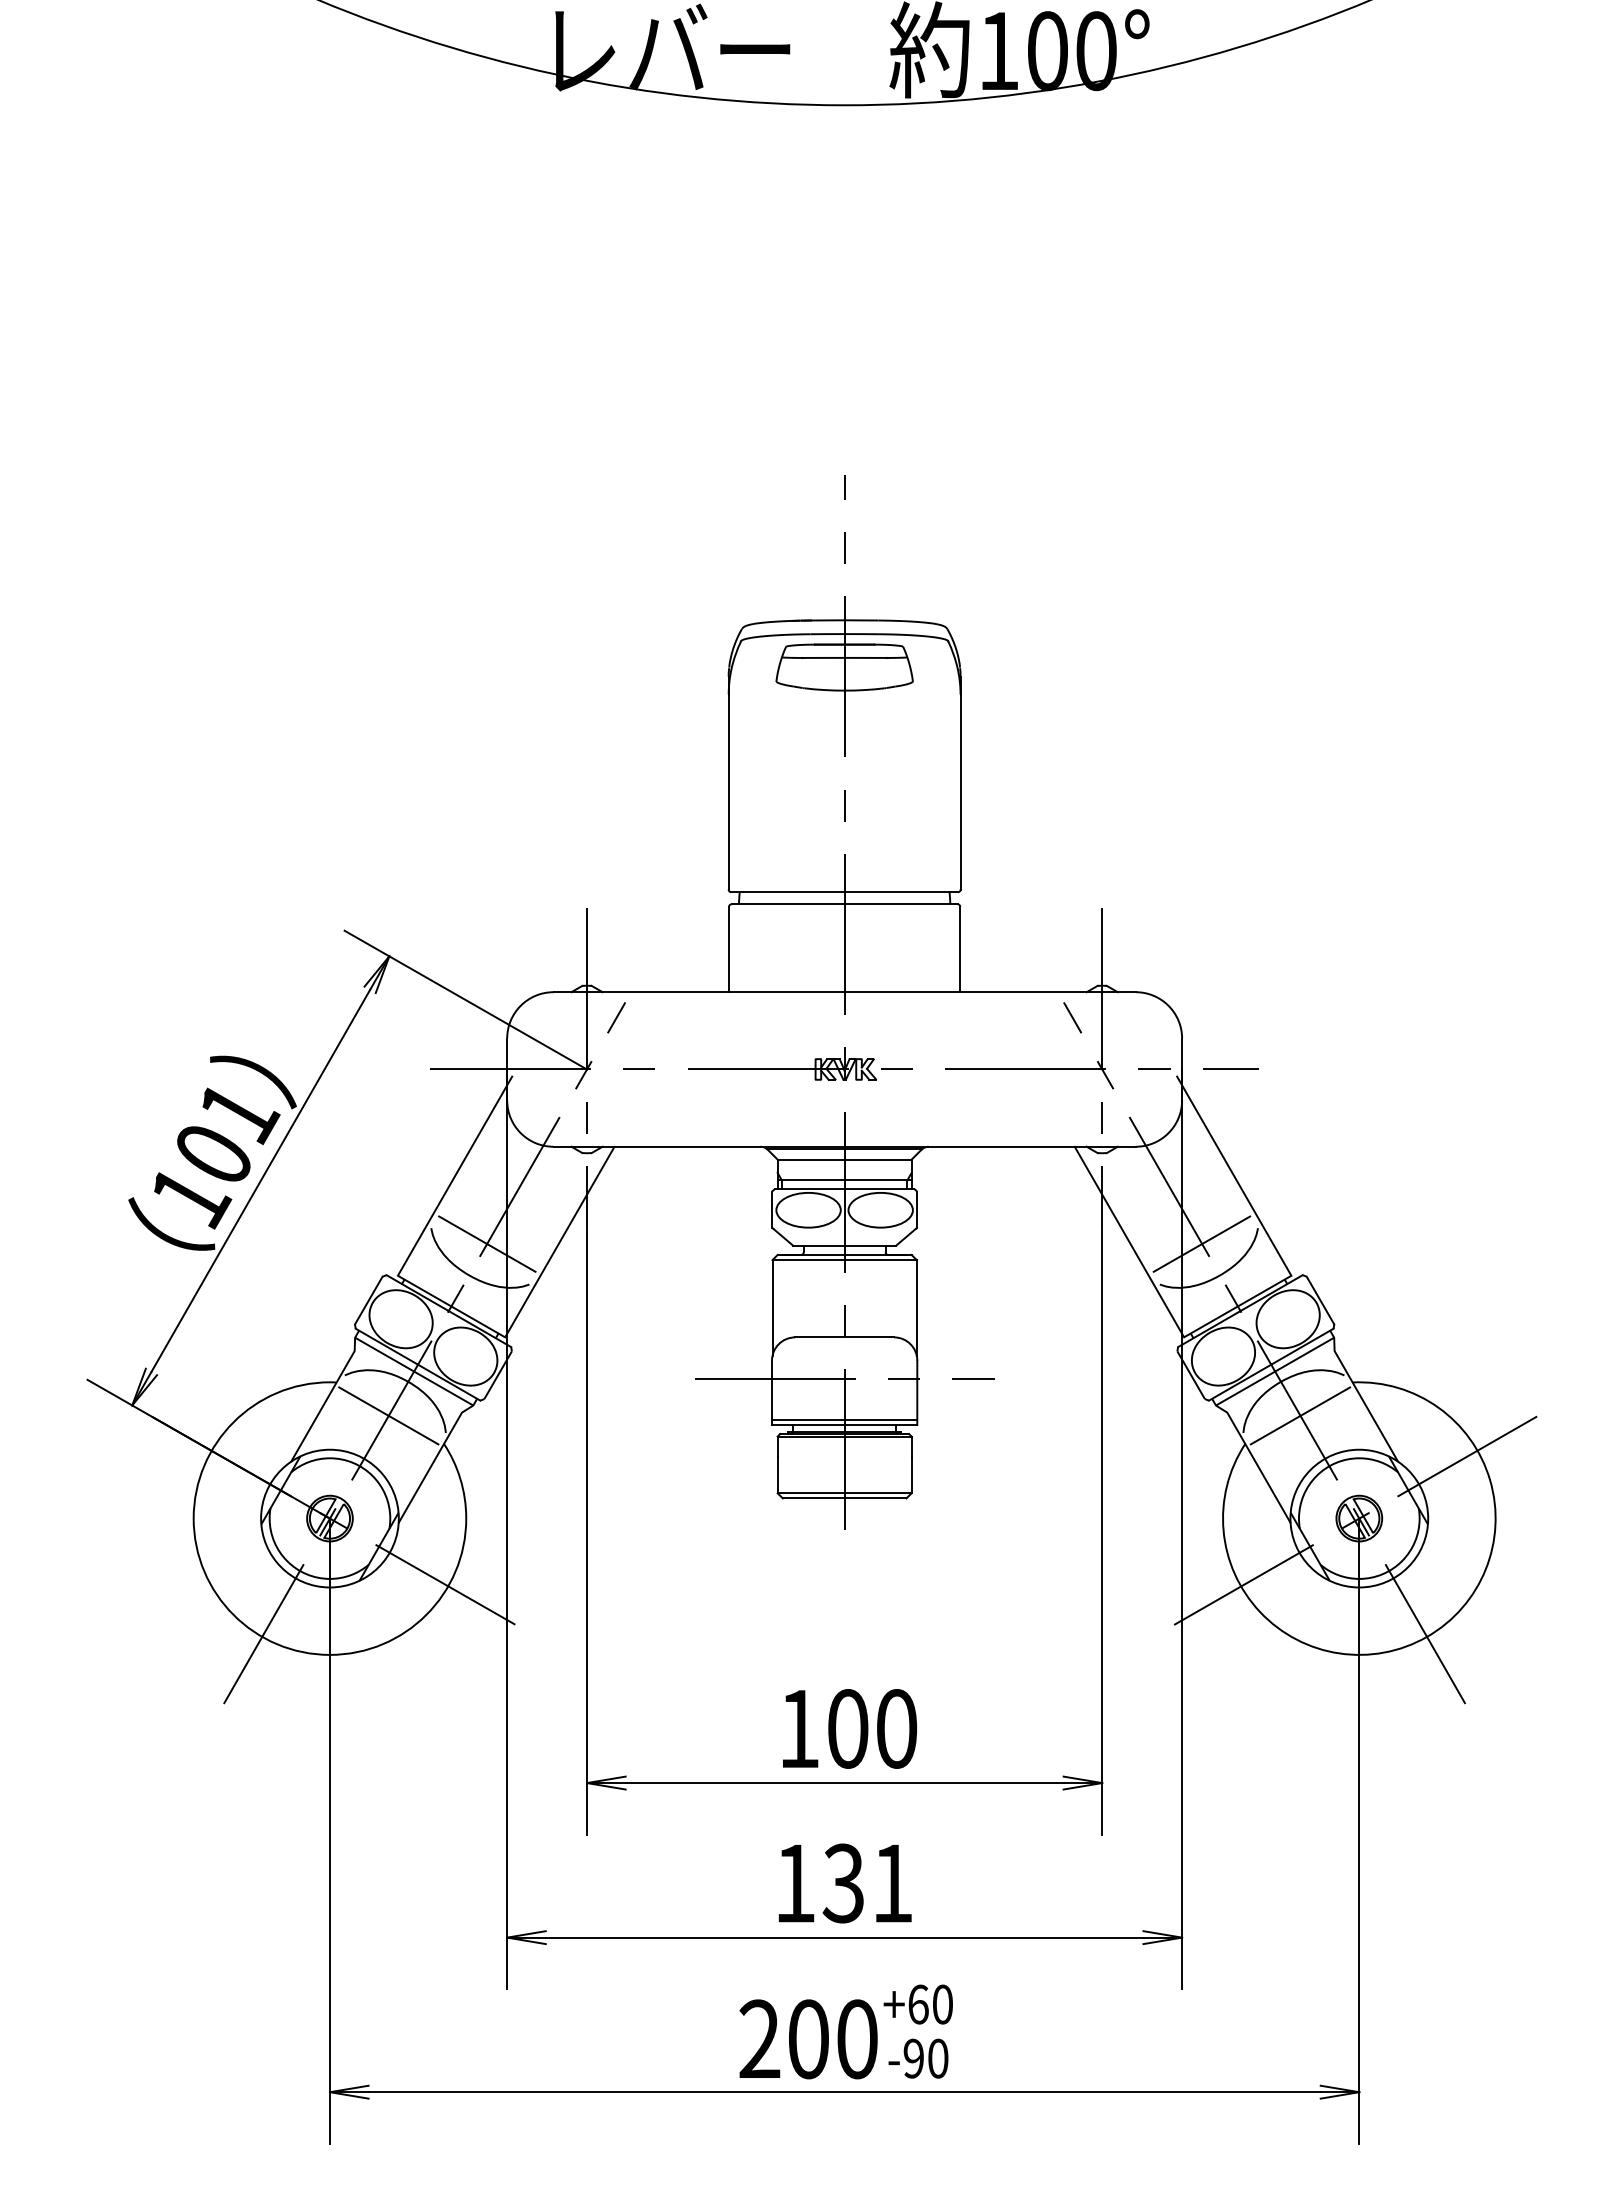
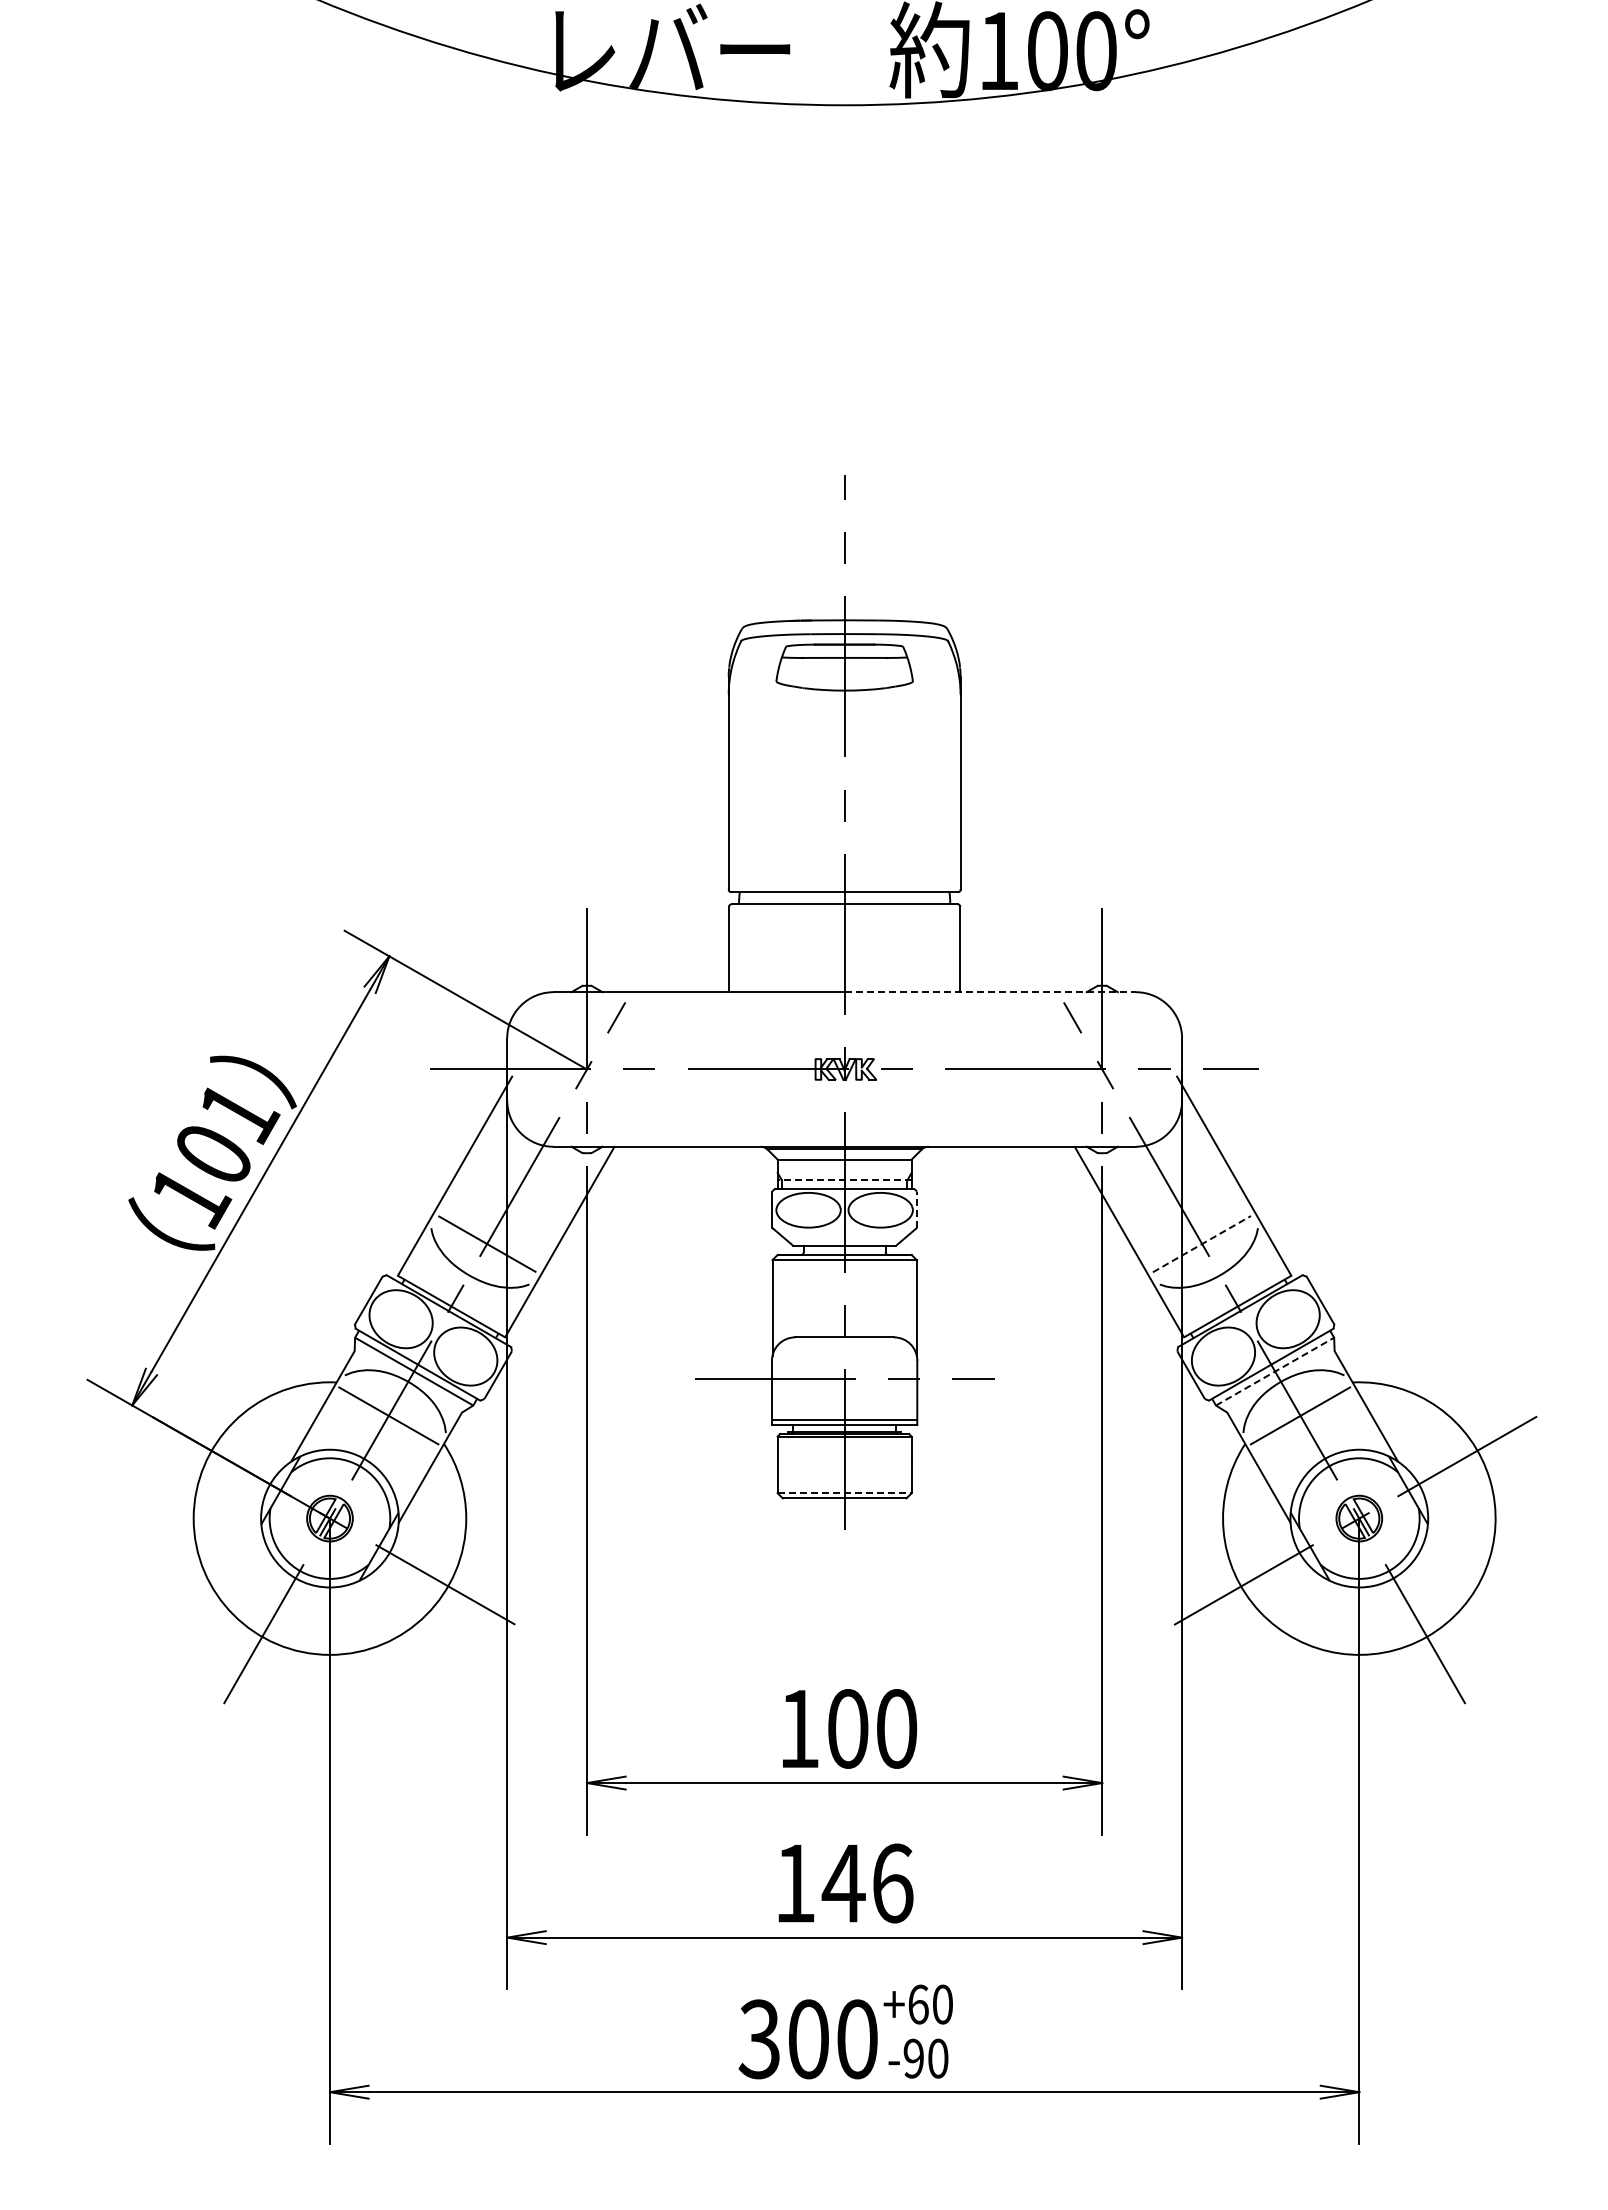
line: solid -> dashed (990, 992)
line: solid -> dashed (844, 1180)
line: solid -> dashed (917, 1209)
line: solid -> dashed (1201, 1244)
line: solid -> dashed (1275, 1371)
line: solid -> dashed (844, 1493)
text: 131 -> 146 (867, 1883)
text: 200 -> 300 (759, 2039)
